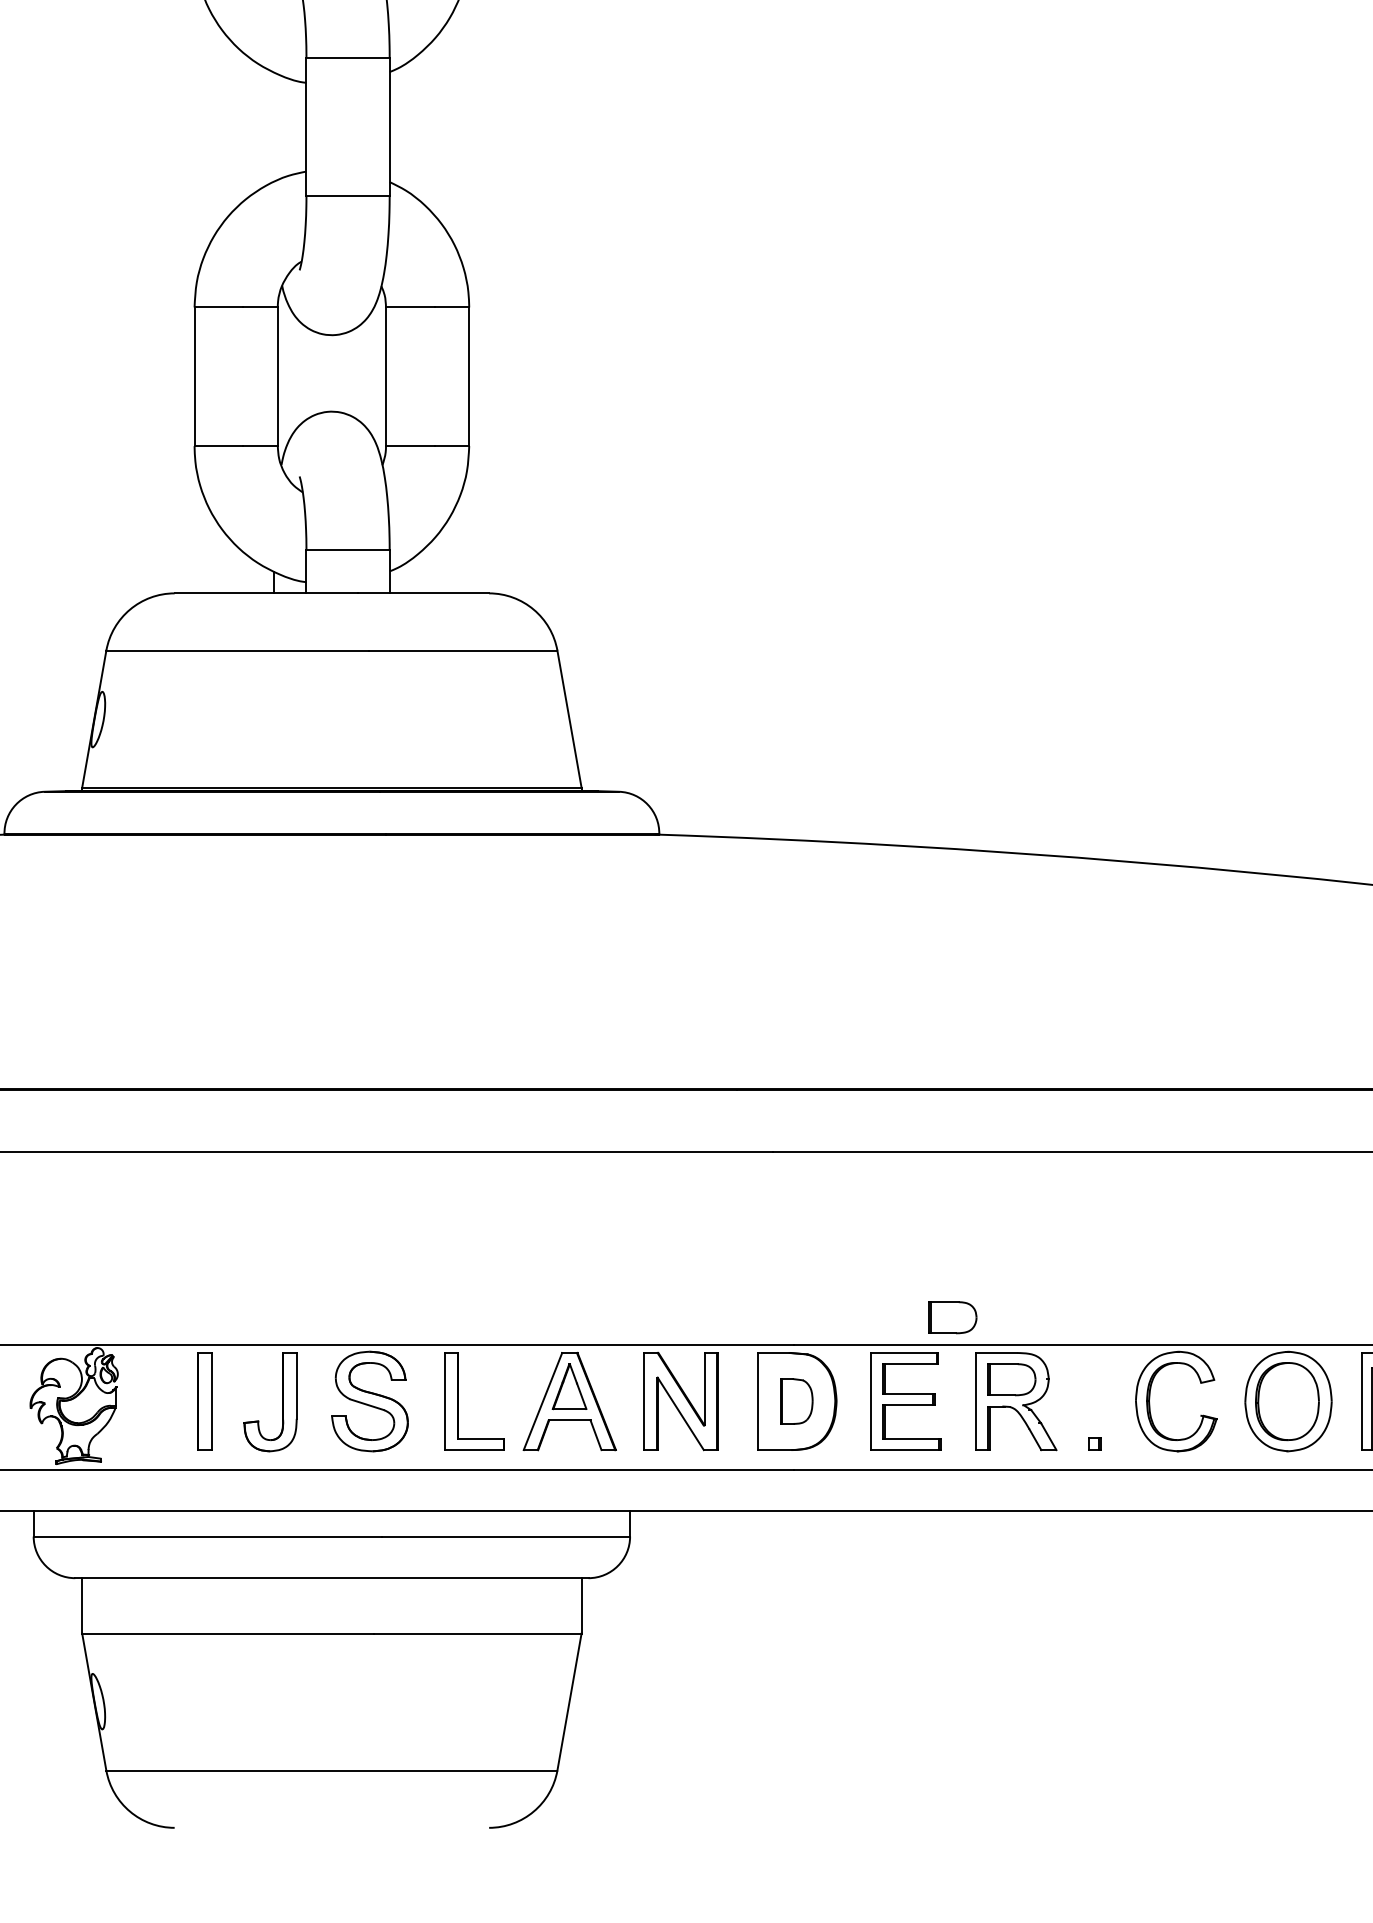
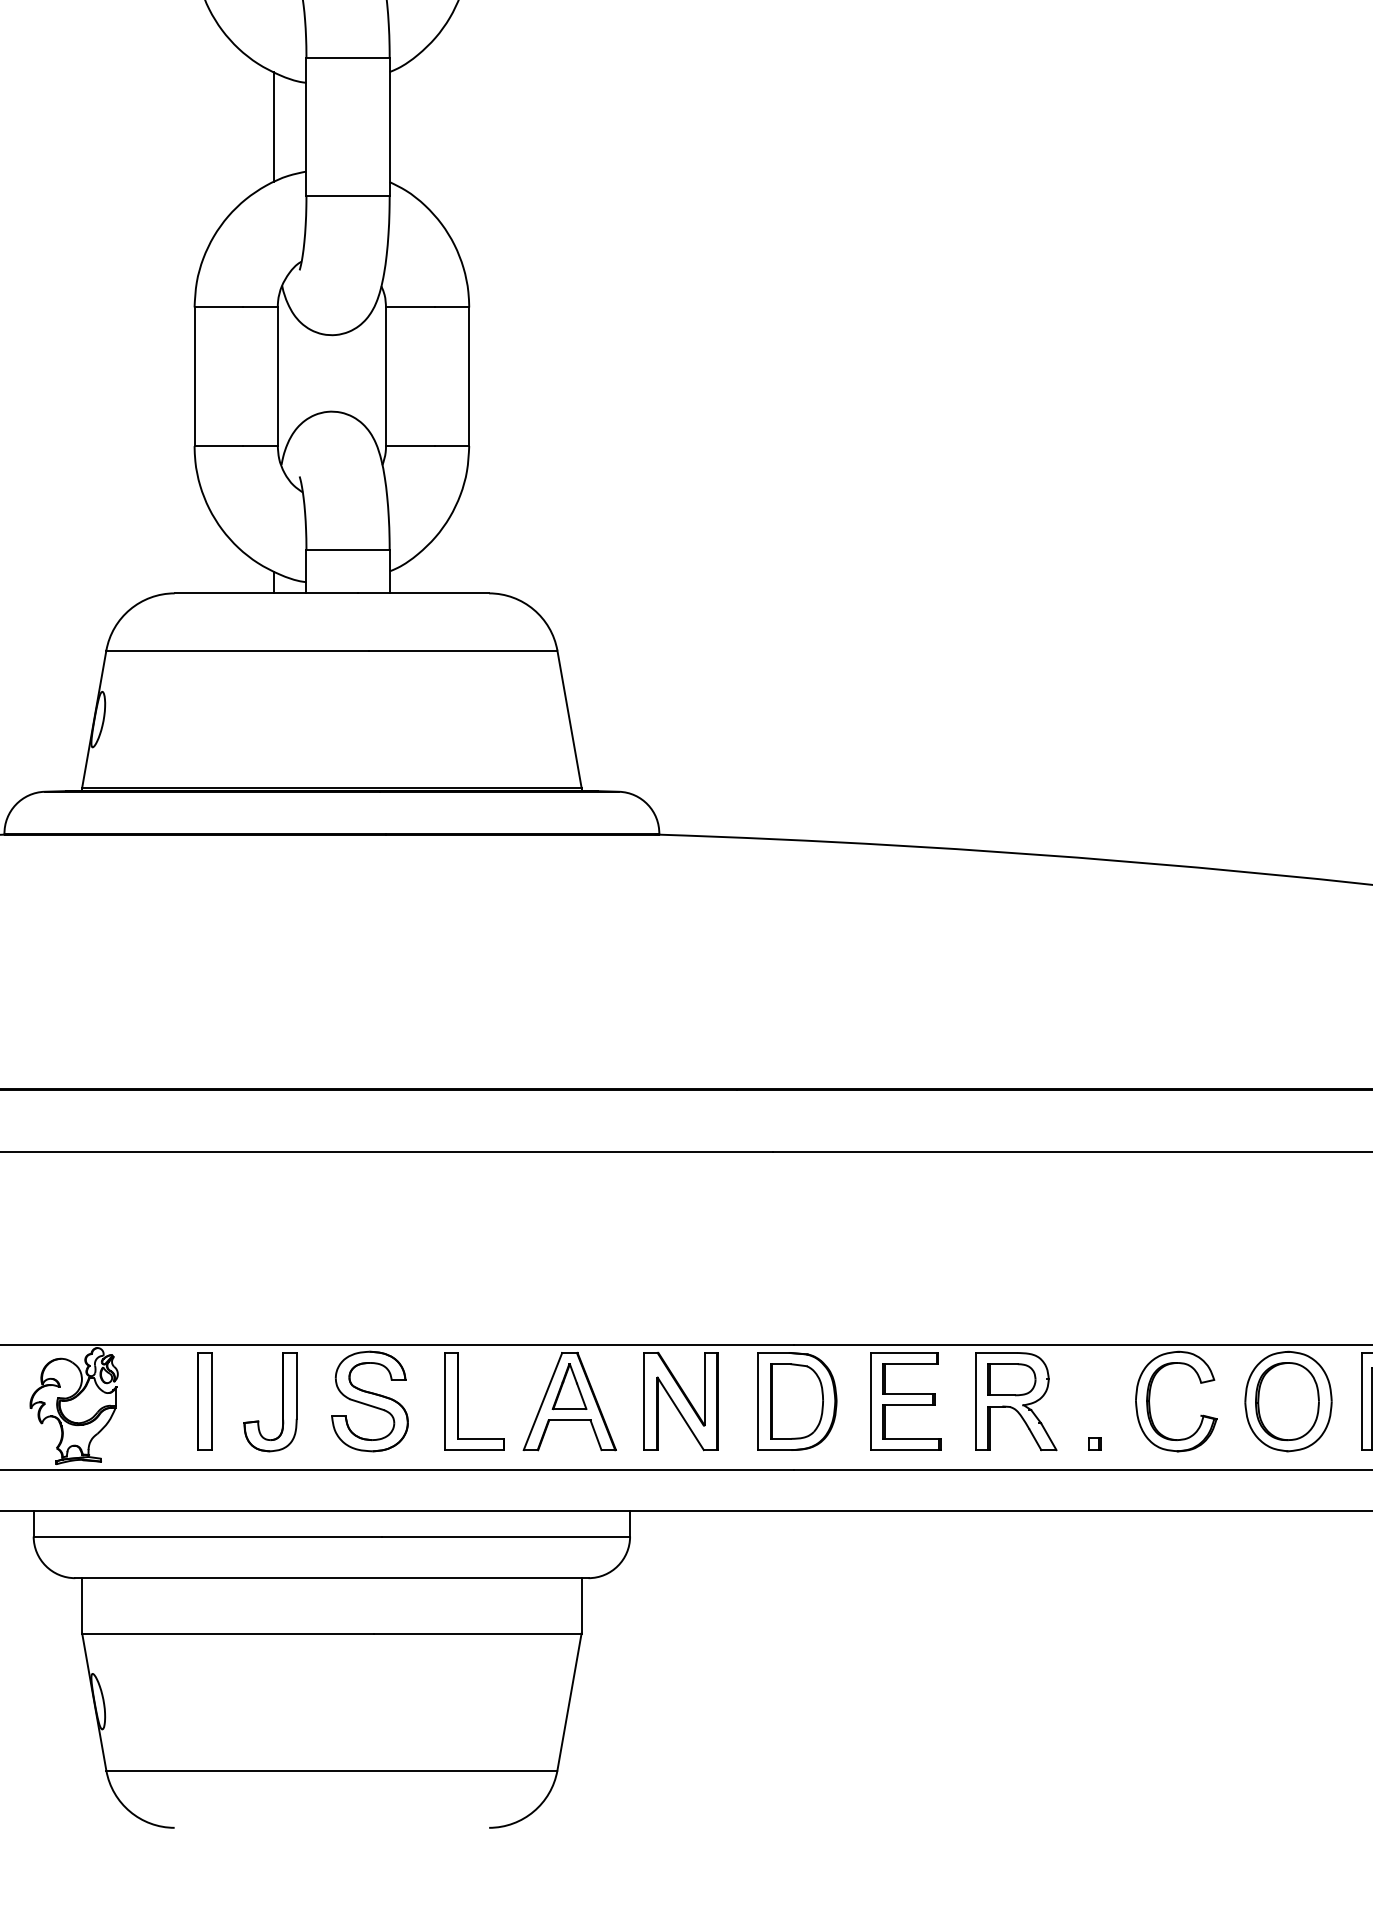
line: none -> present (274, 127)
part: present -> none (952, 1317)
part size: 34x47 px -> 54x77 px (796, 1401)
